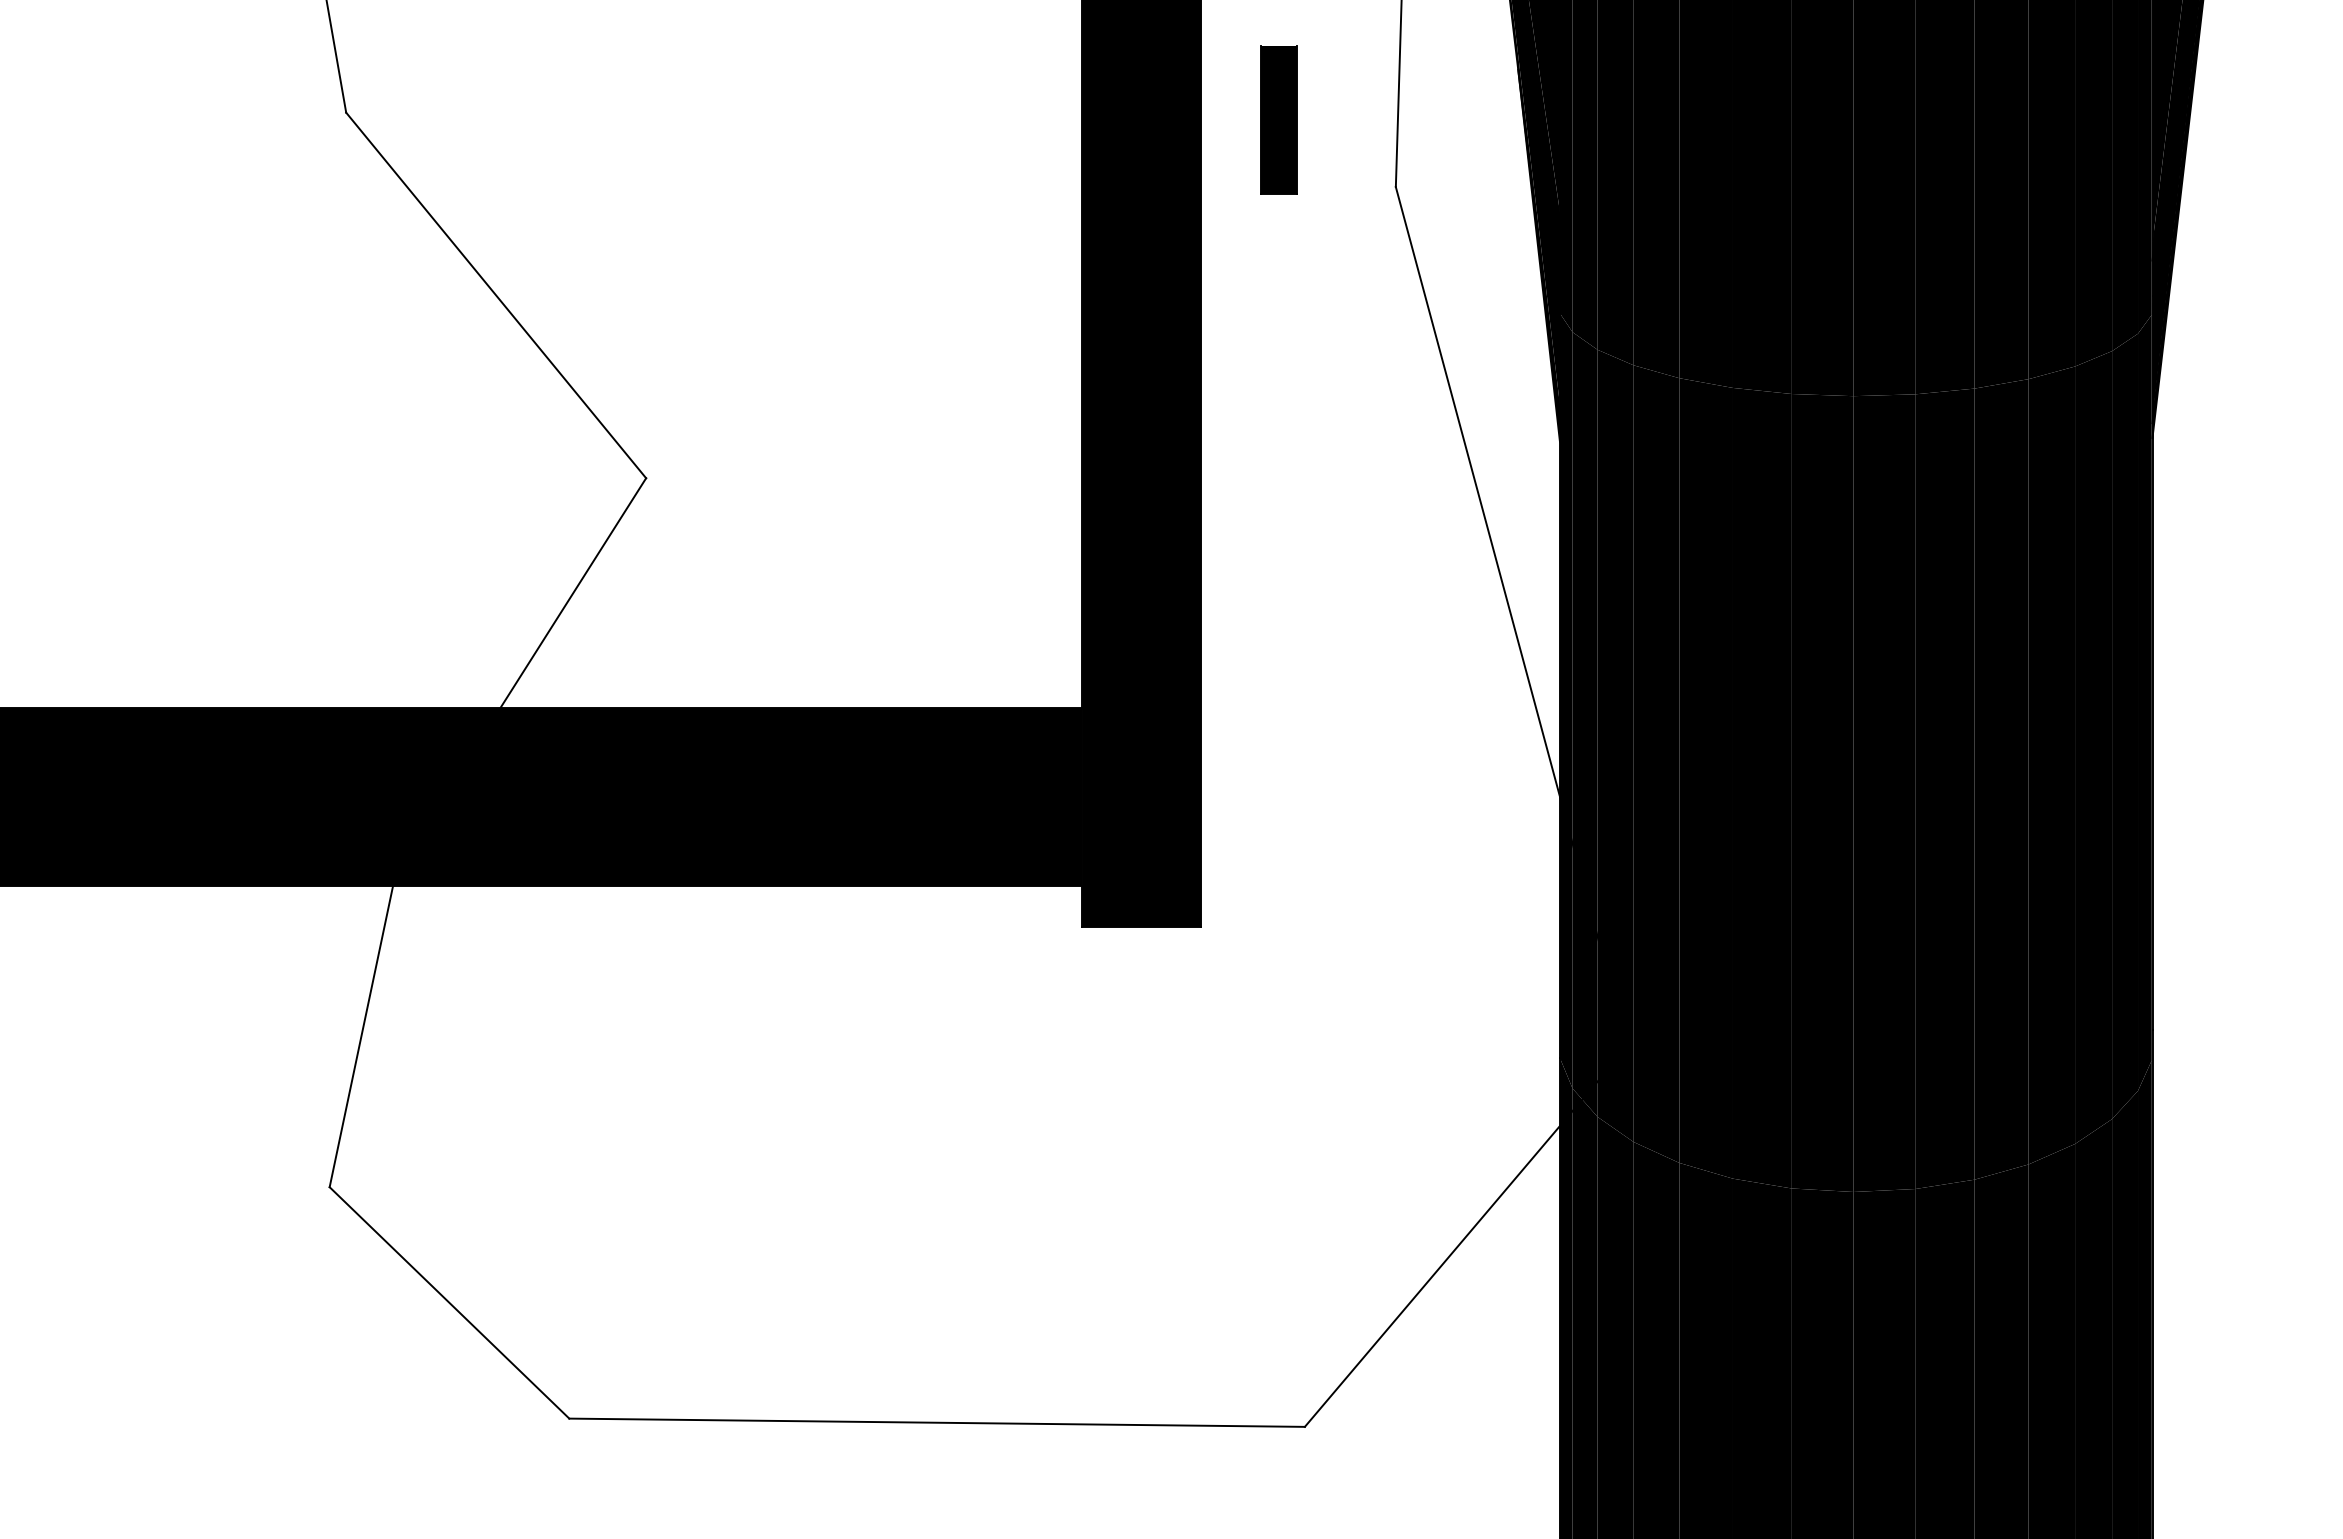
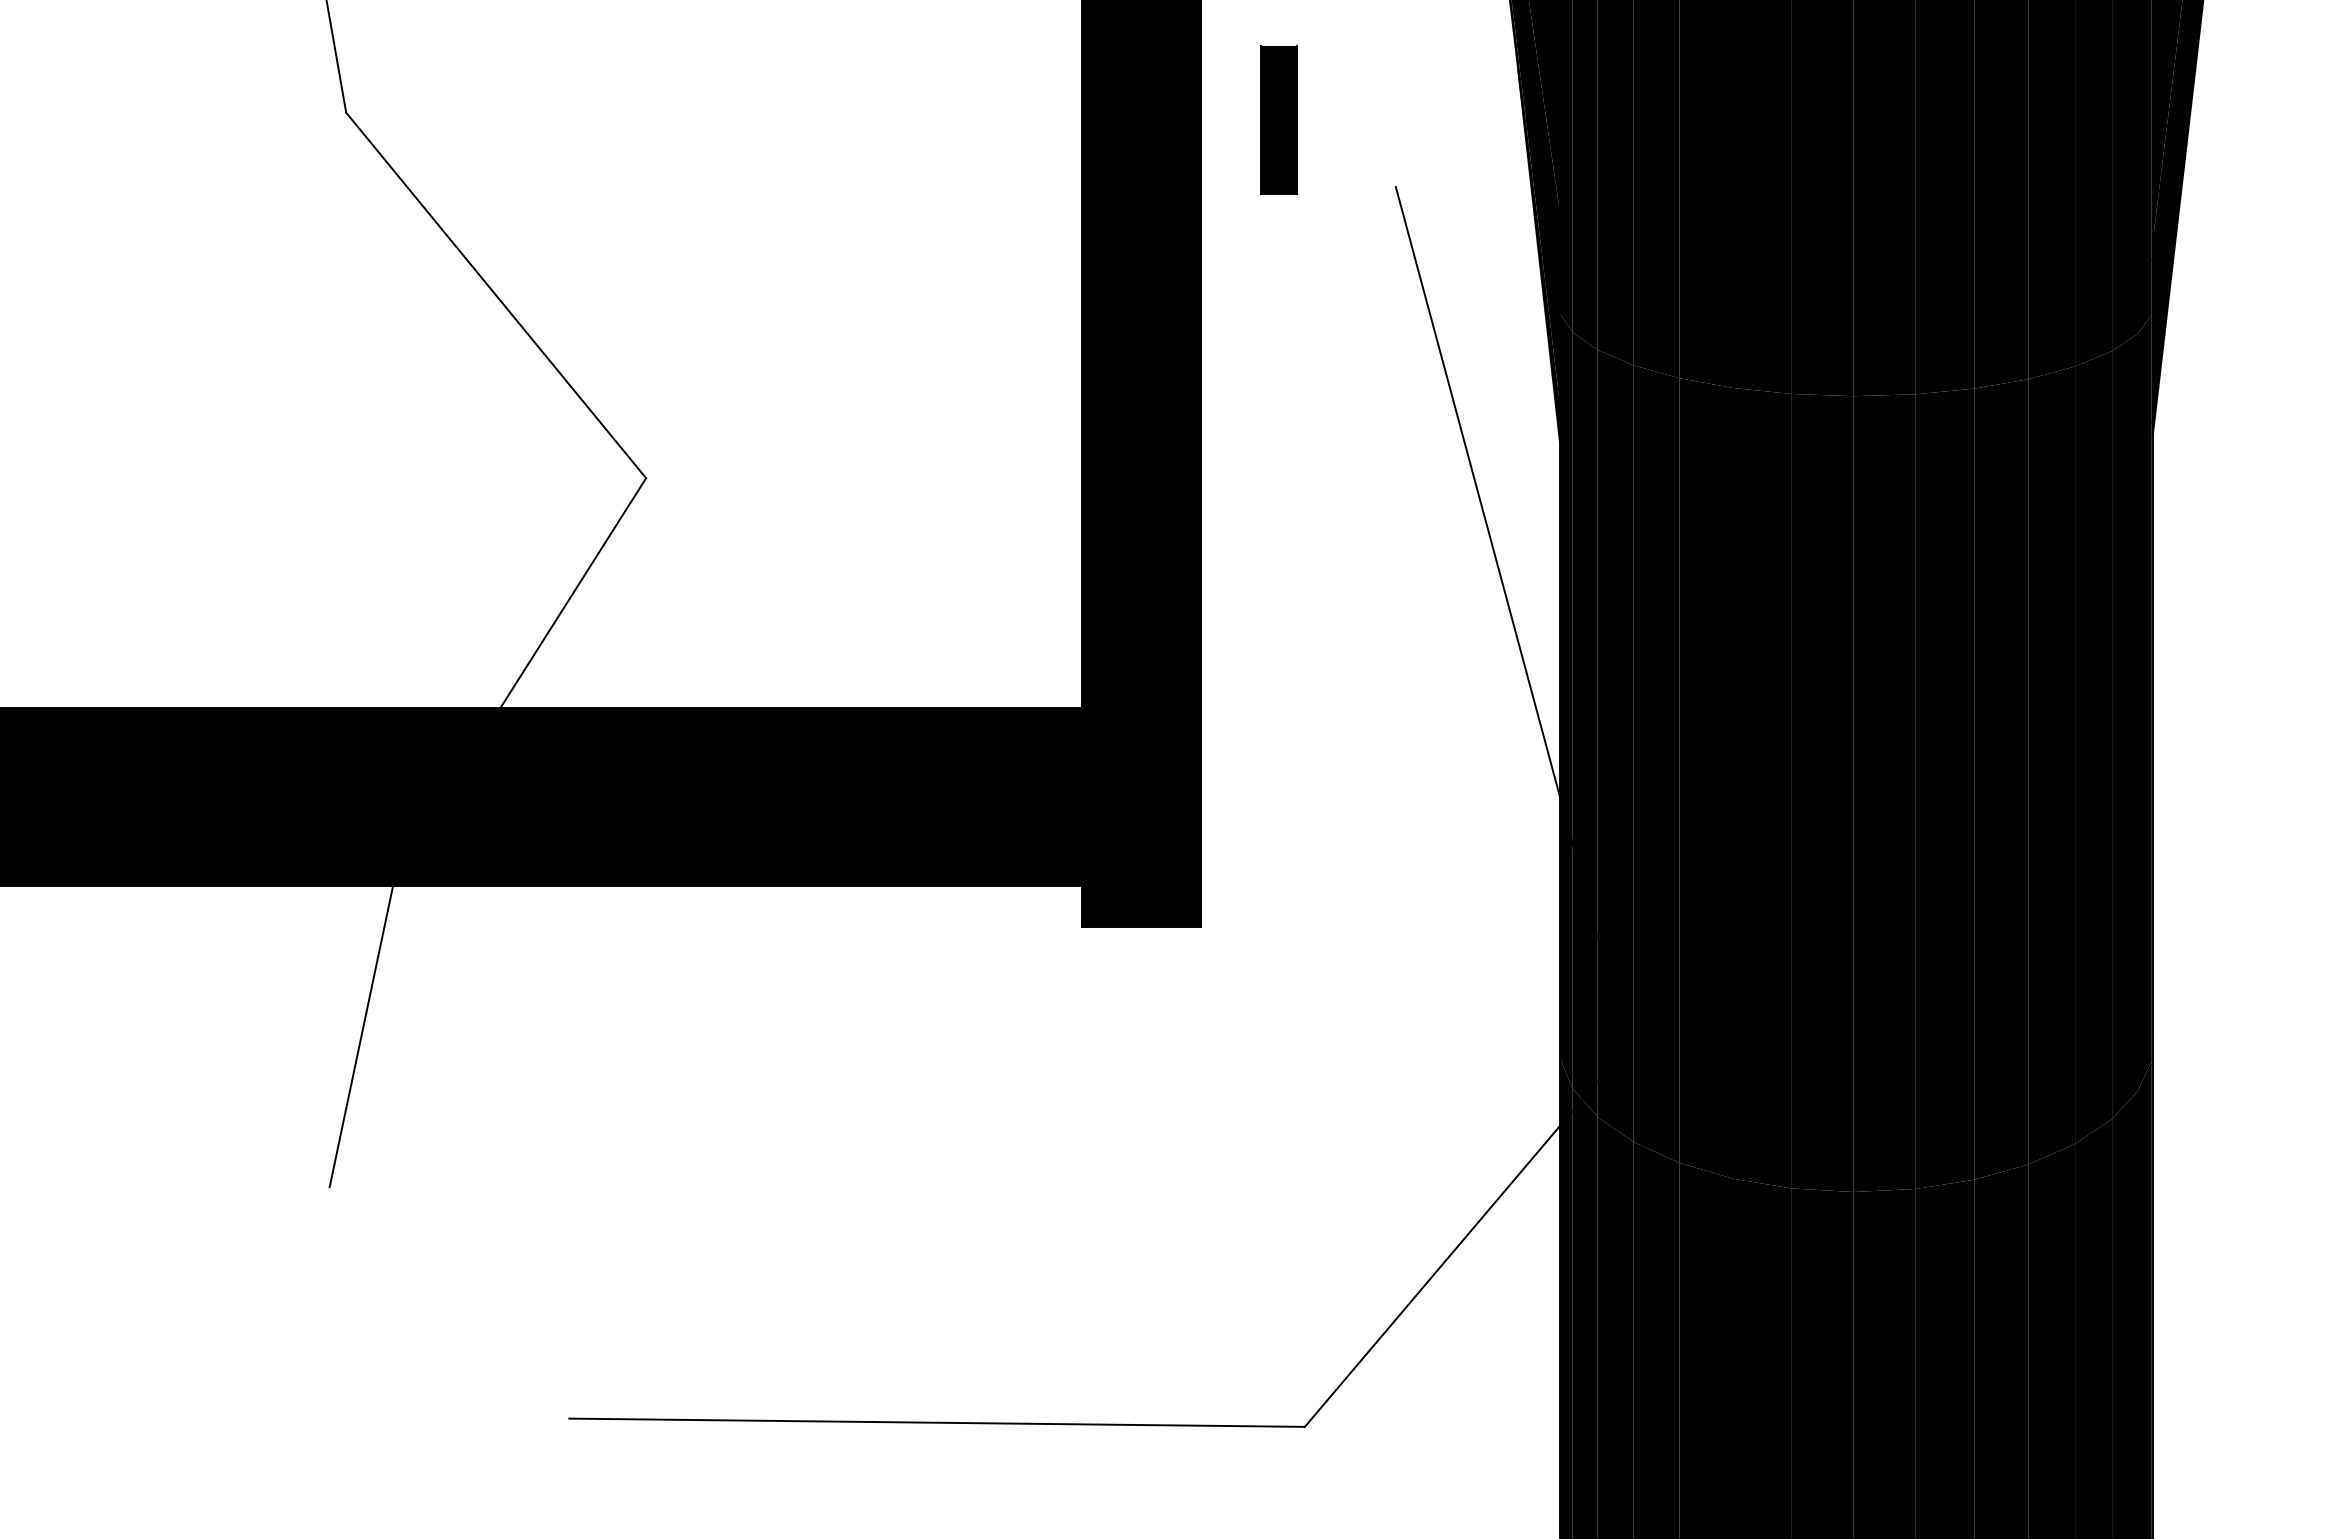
line: present -> none (1398, 94)
line: present -> none (449, 1302)
